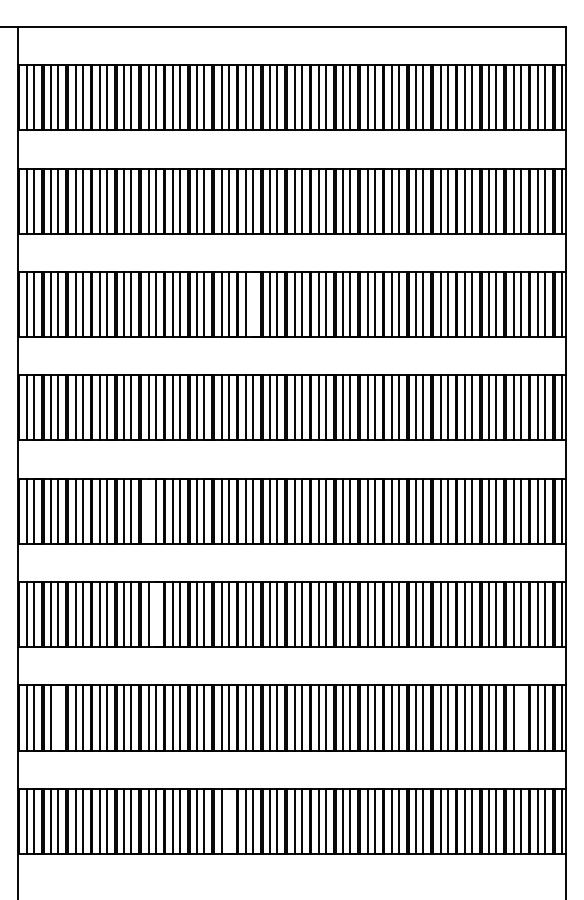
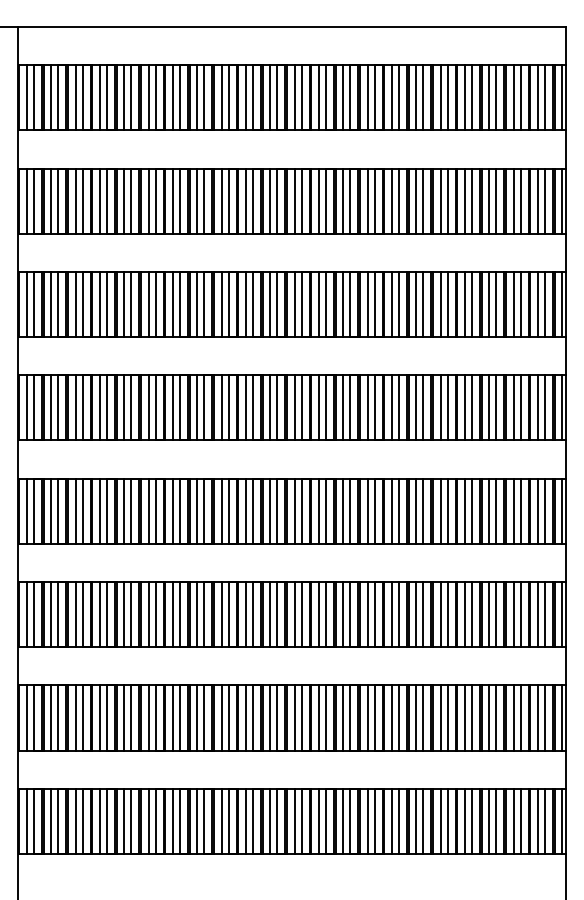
line: none -> present (253, 304)
line: none -> present (148, 510)
line: none -> present (155, 614)
line: none -> present (58, 717)
line: none -> present (520, 717)
line: none -> present (228, 820)
